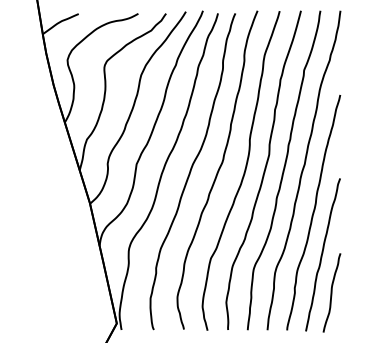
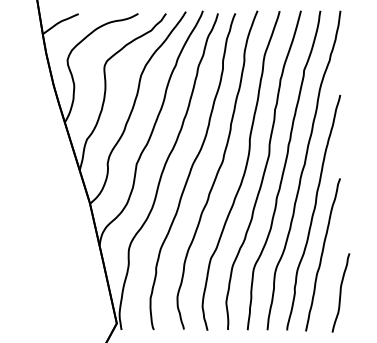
curve position: (331, 292) -> (340, 292) (340, 292)
